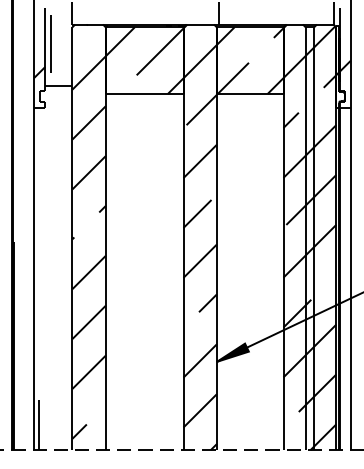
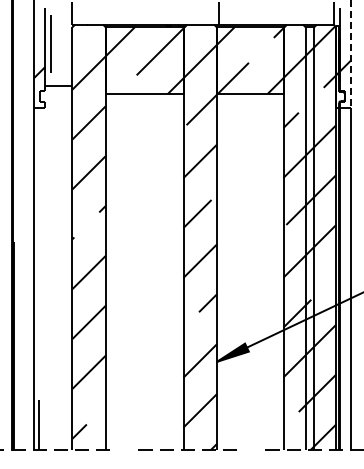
line: solid -> dashed (350, 53)
line: present -> none (123, 449)
line: present -> none (250, 449)
